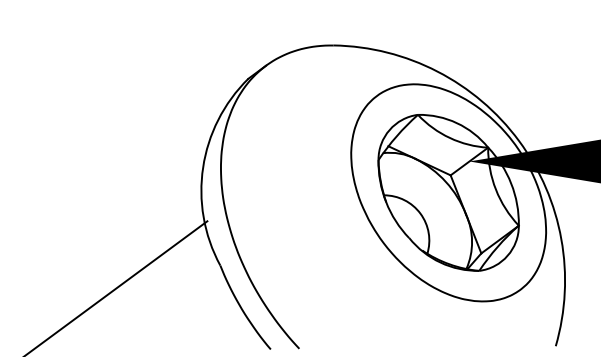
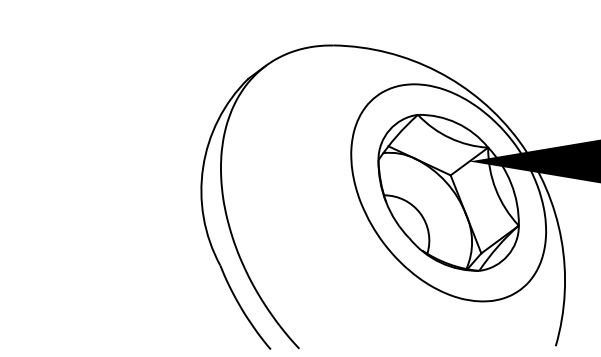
line: present -> none (117, 287)
